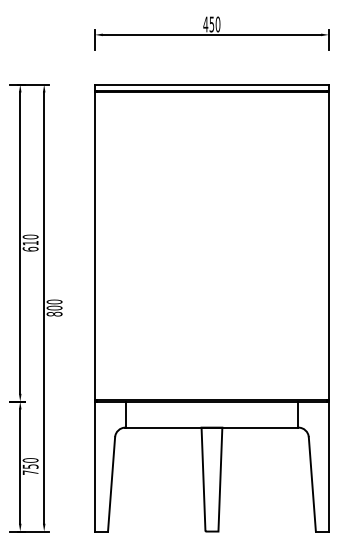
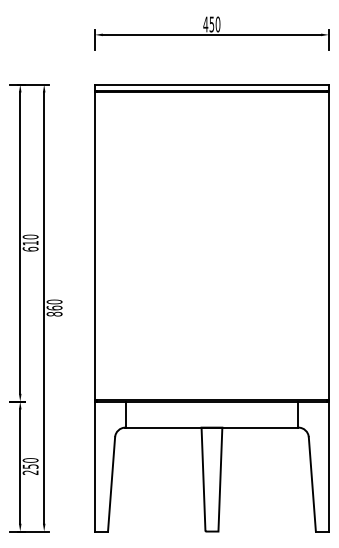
text: 800 -> 860 (54, 307)
text: 750 -> 250 (30, 472)
